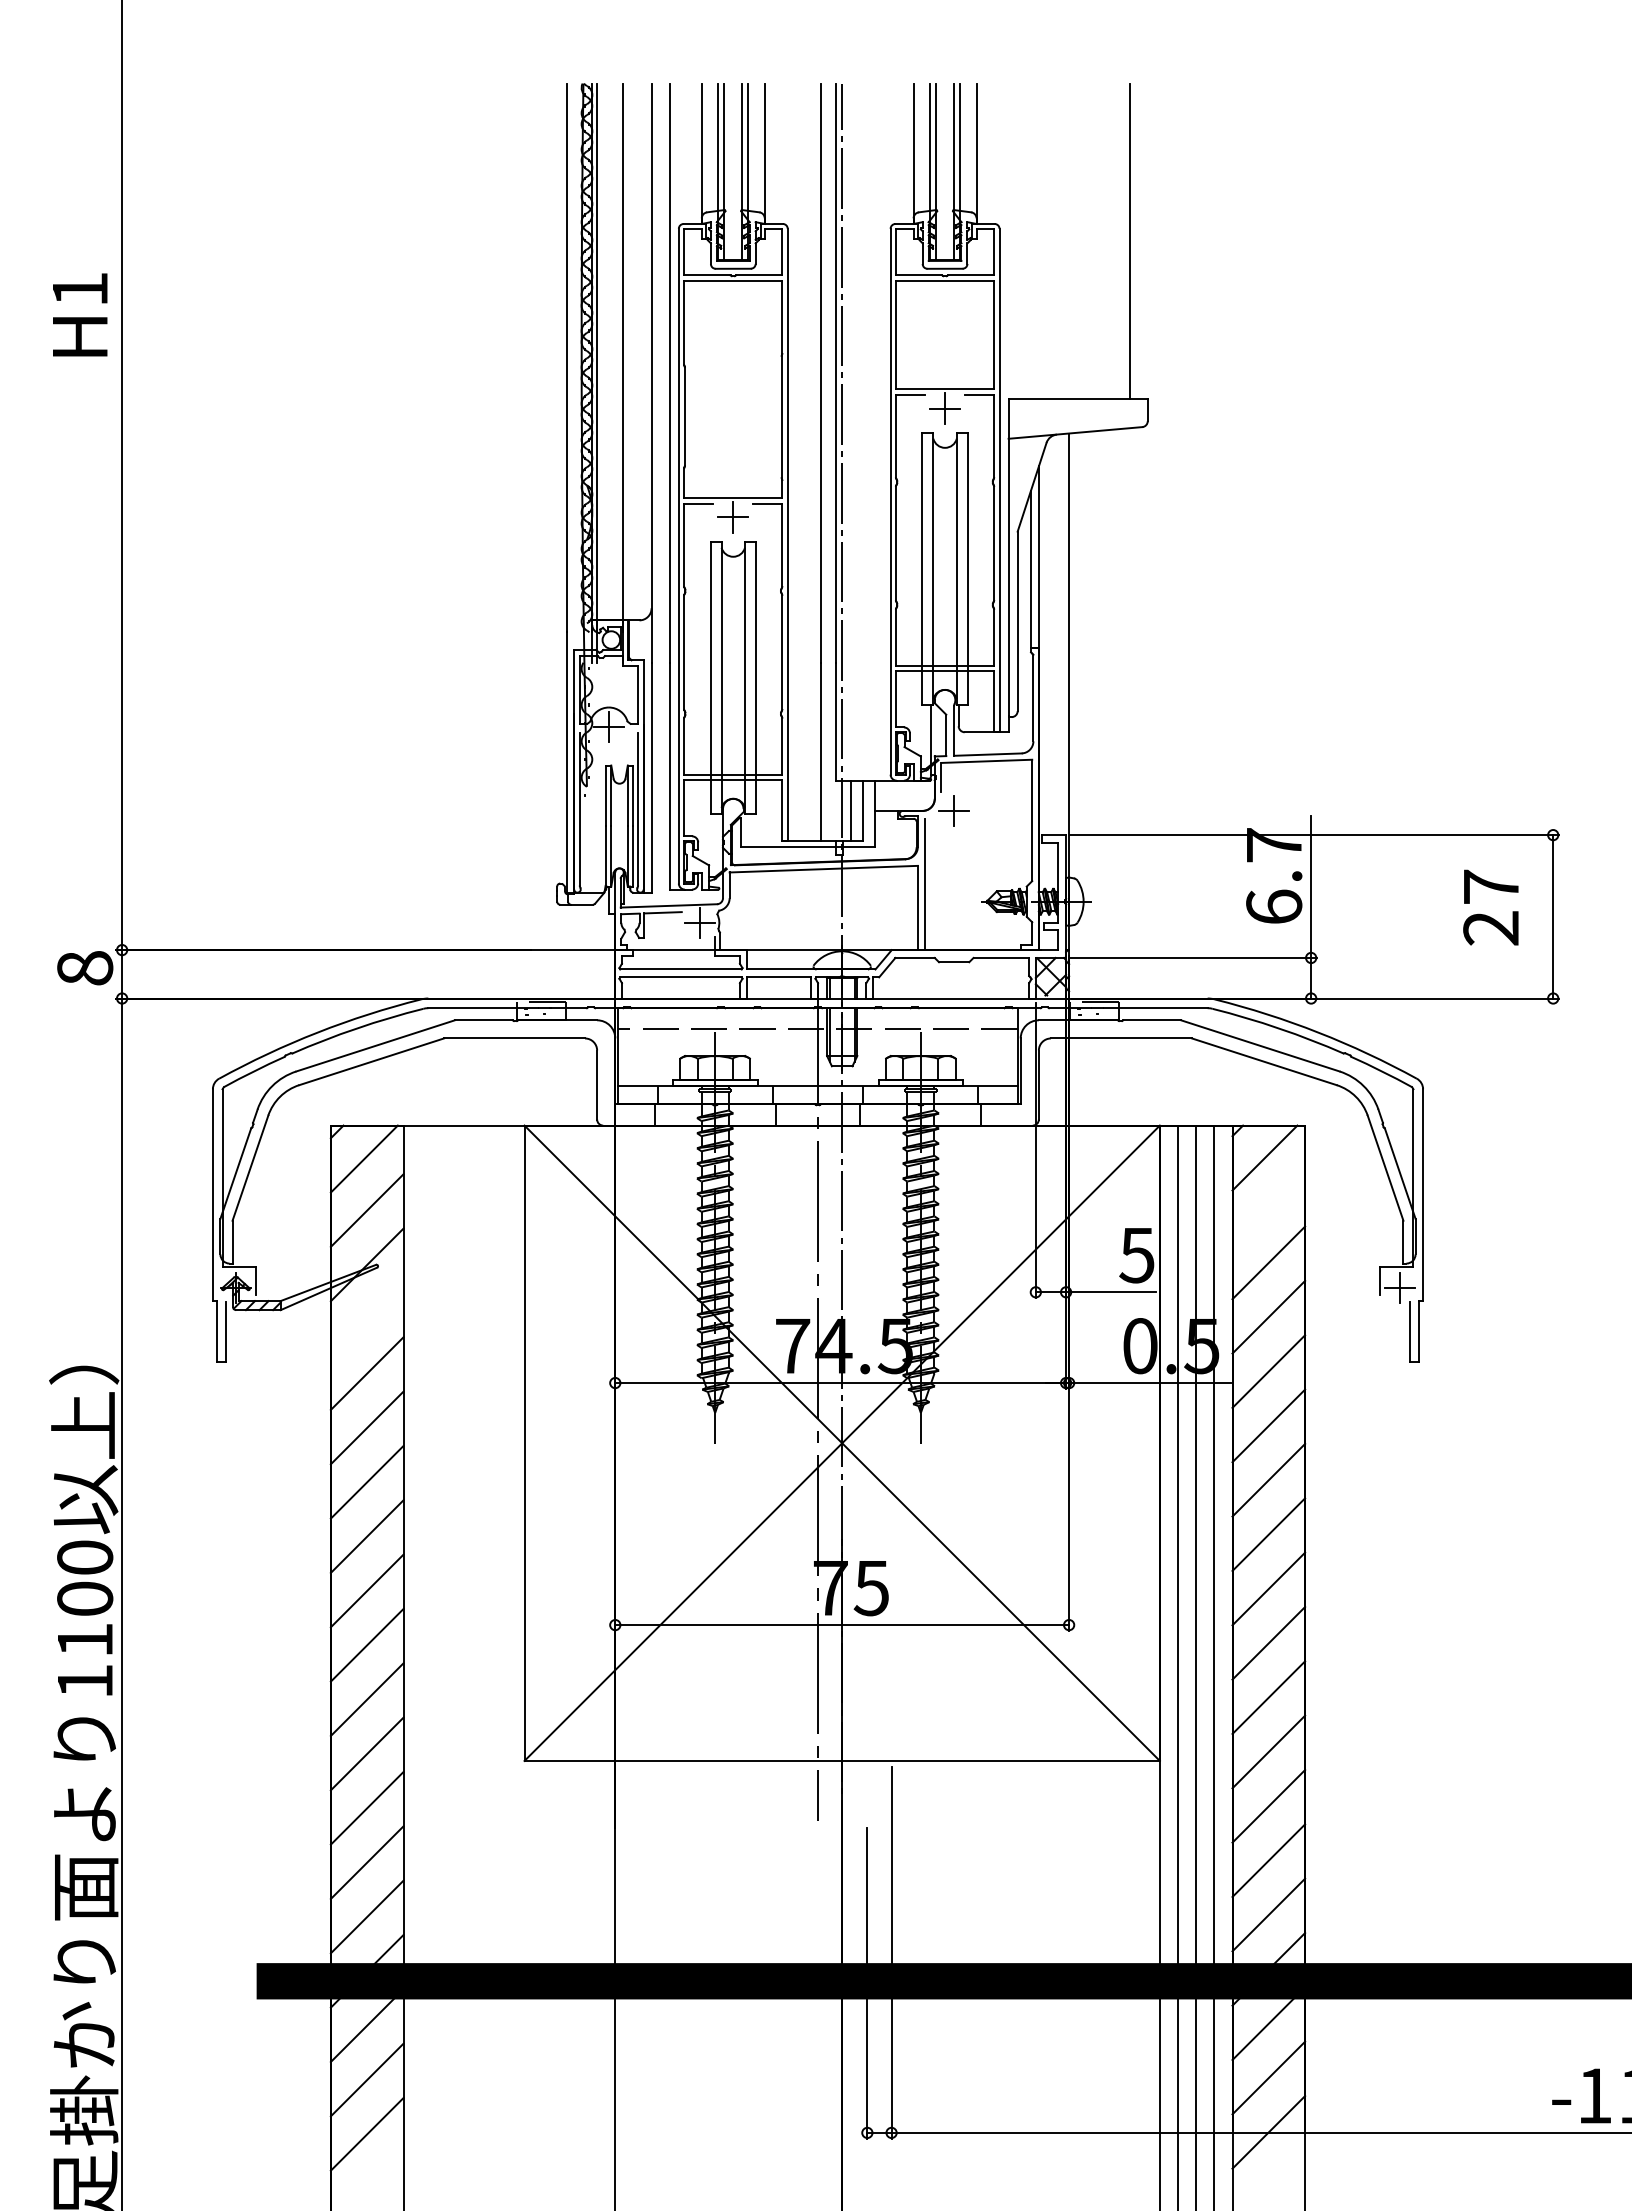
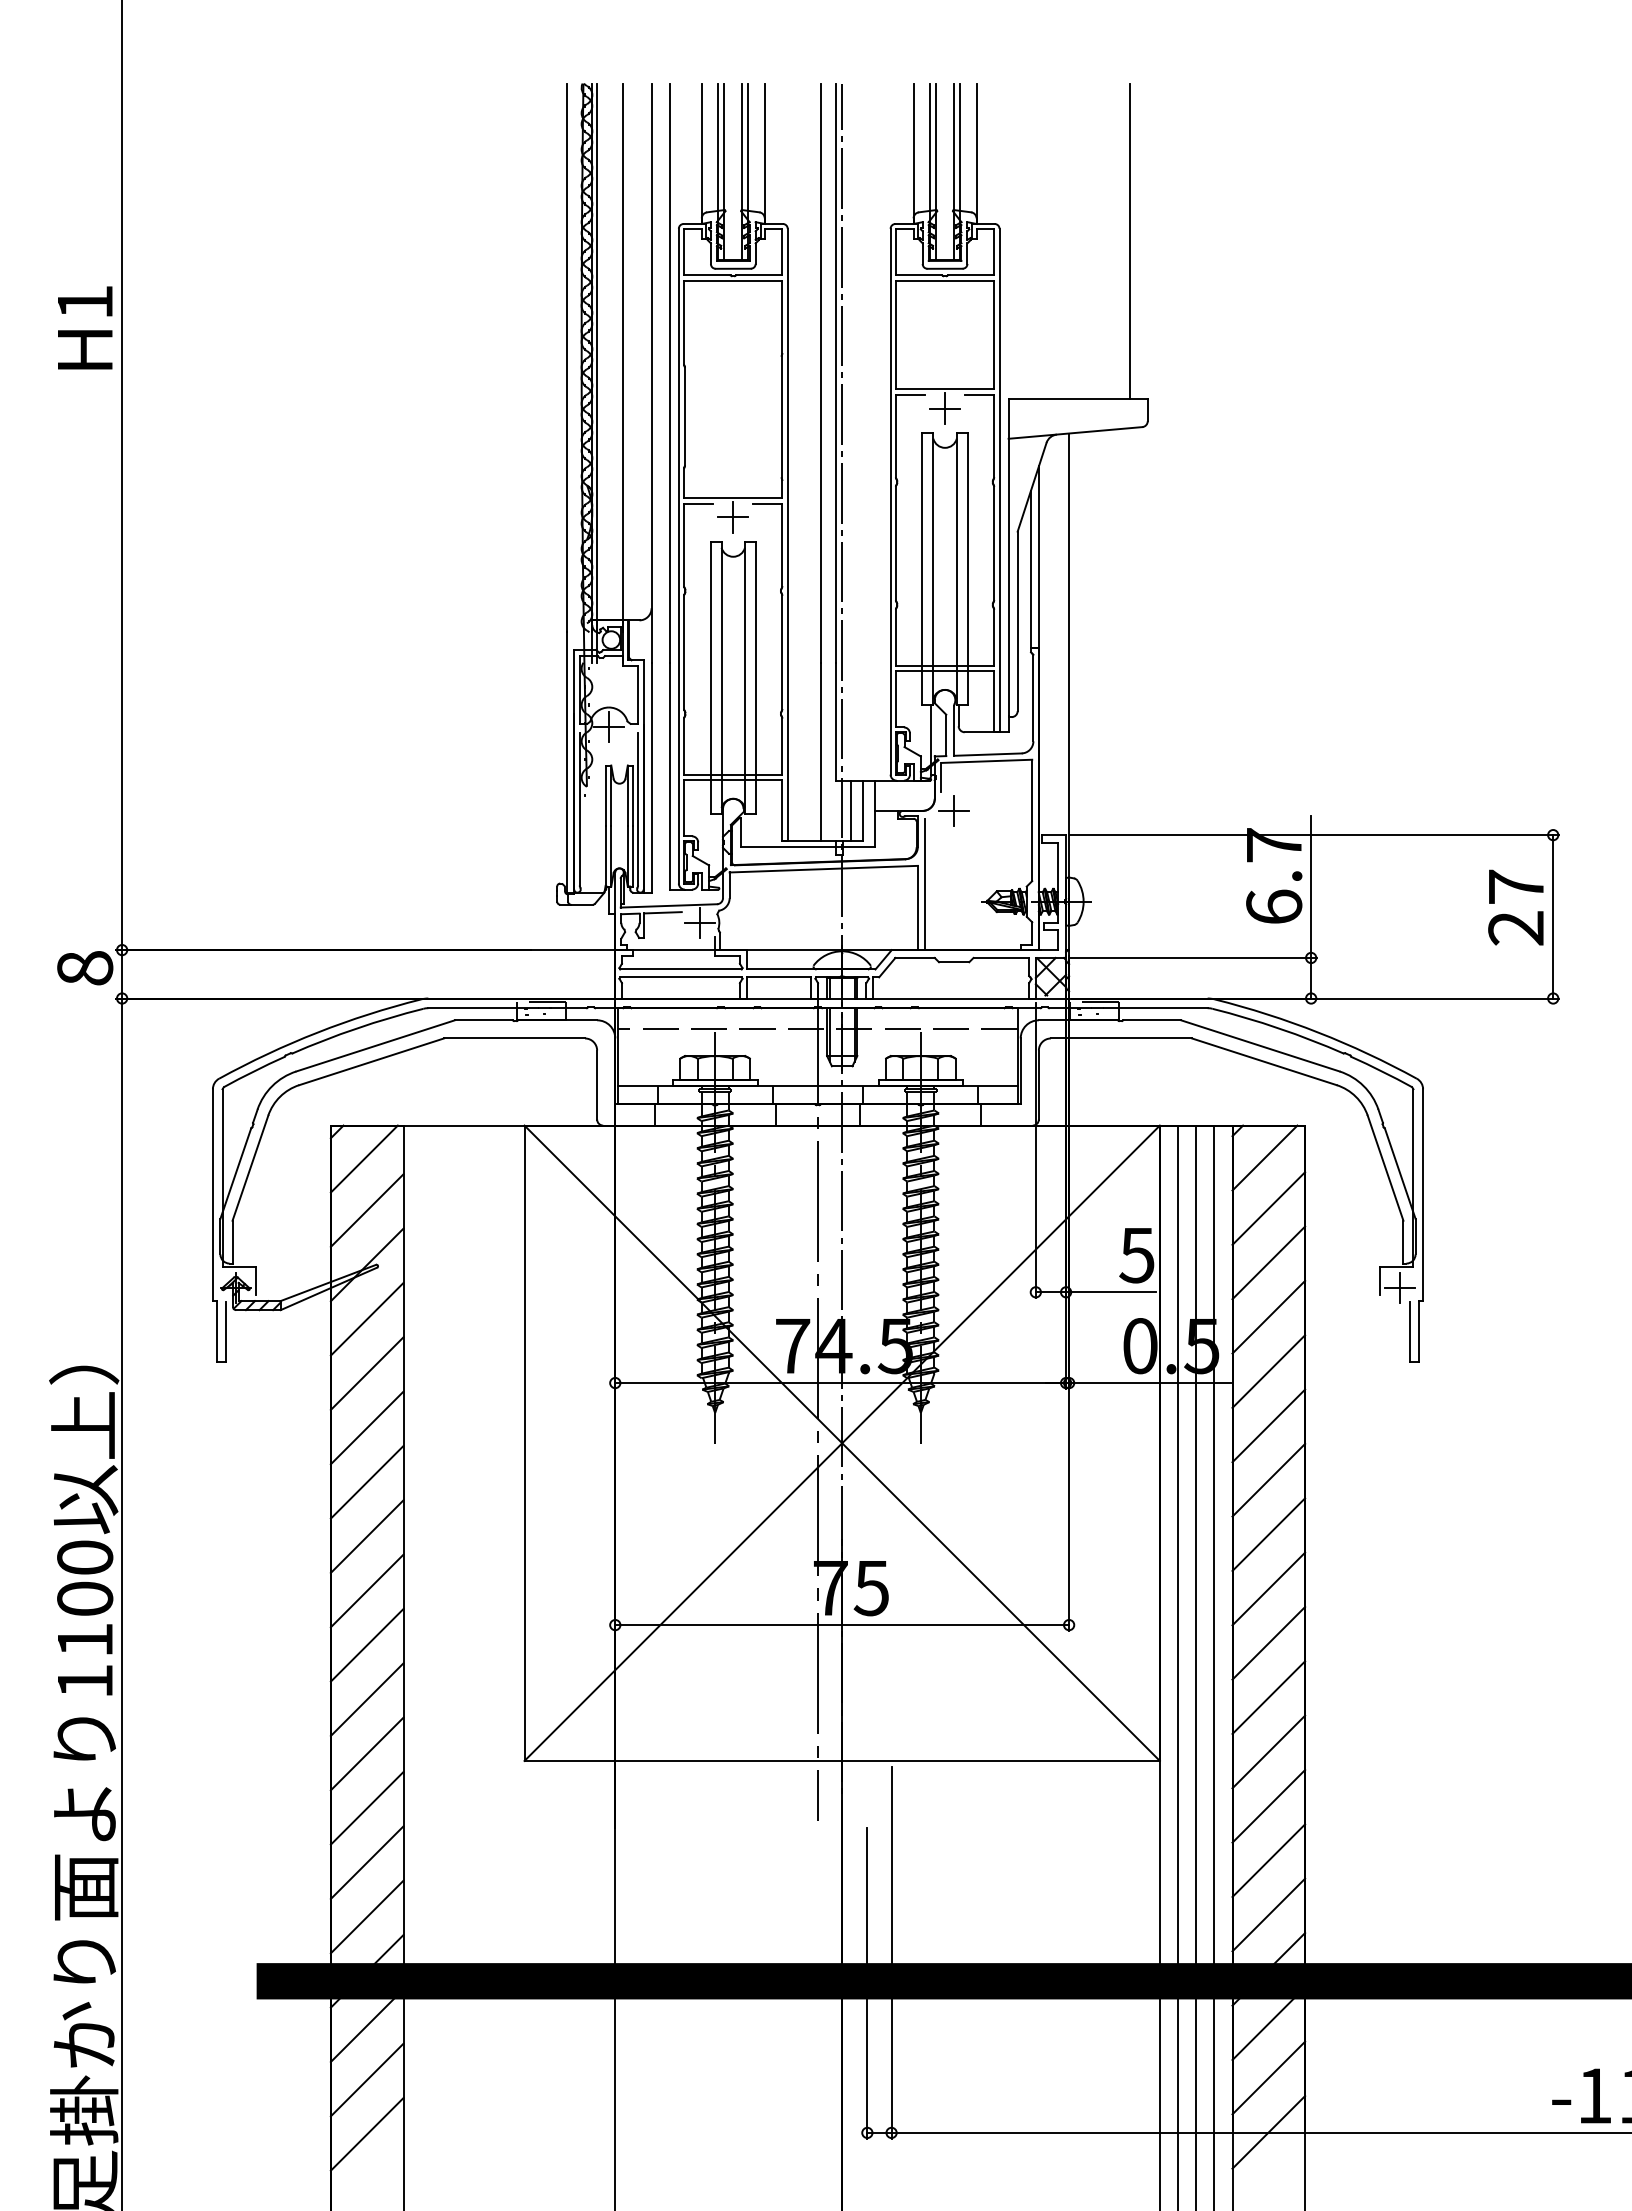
text position: (80, 314) -> (85, 327) (85, 327)
text position: (1490, 907) -> (1515, 907) (1515, 907)
line: none -> present (1268, 1208)
line: none -> present (366, 1318)
